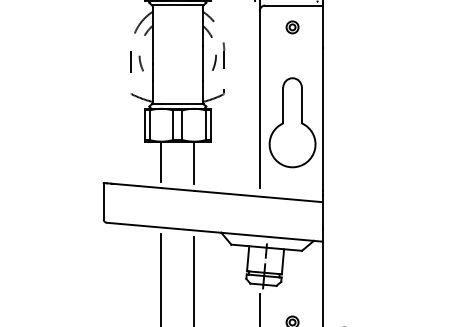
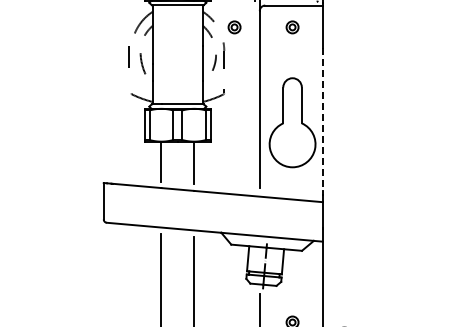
part: none -> present (234, 27)
part size: 14x22 px -> 19x29 px (137, 60)
line: solid -> dashed (322, 119)
